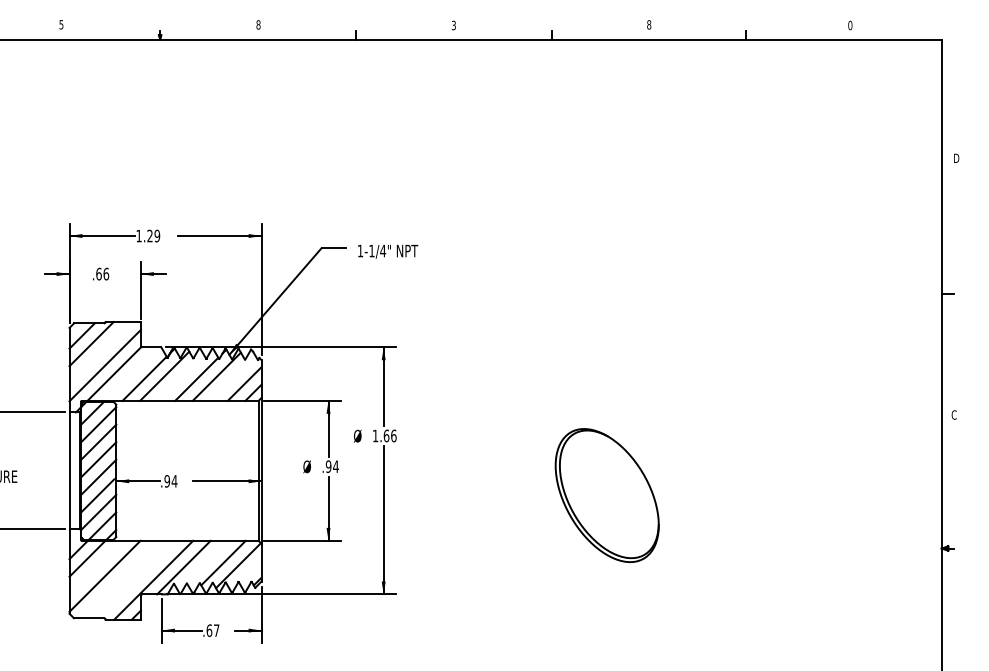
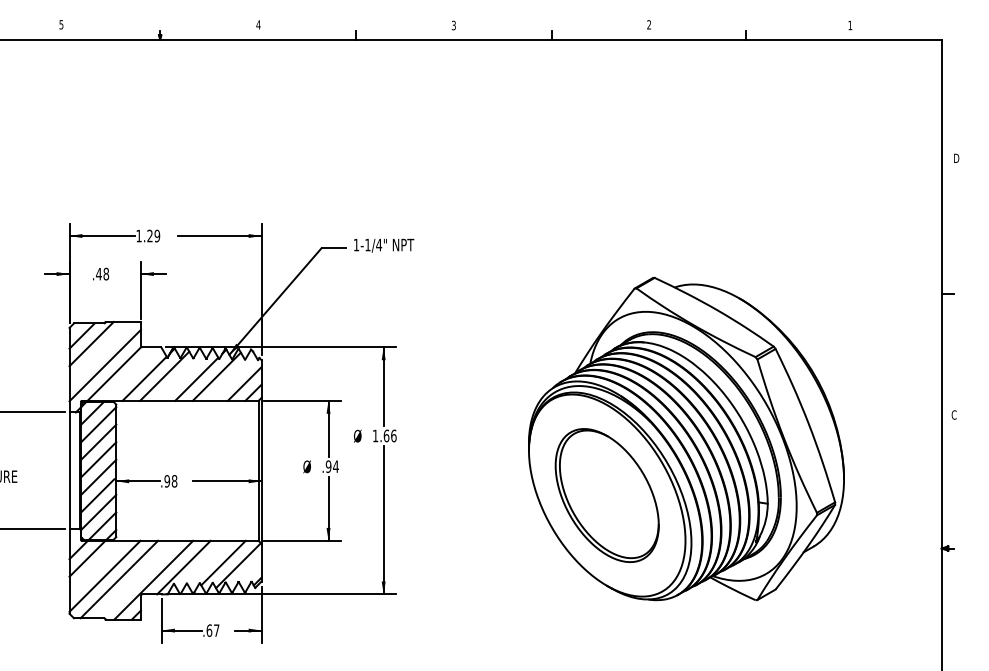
text: 8 -> 4 (258, 24)
text: 8 -> 2 (649, 24)
text: 0 -> 1 (850, 25)
text position: (388, 251) -> (384, 245) (384, 245)
text: .66 -> .48 (102, 273)
part: none -> present (686, 438)
text: .94 -> .98 (174, 481)
line: none -> present (119, 579)
